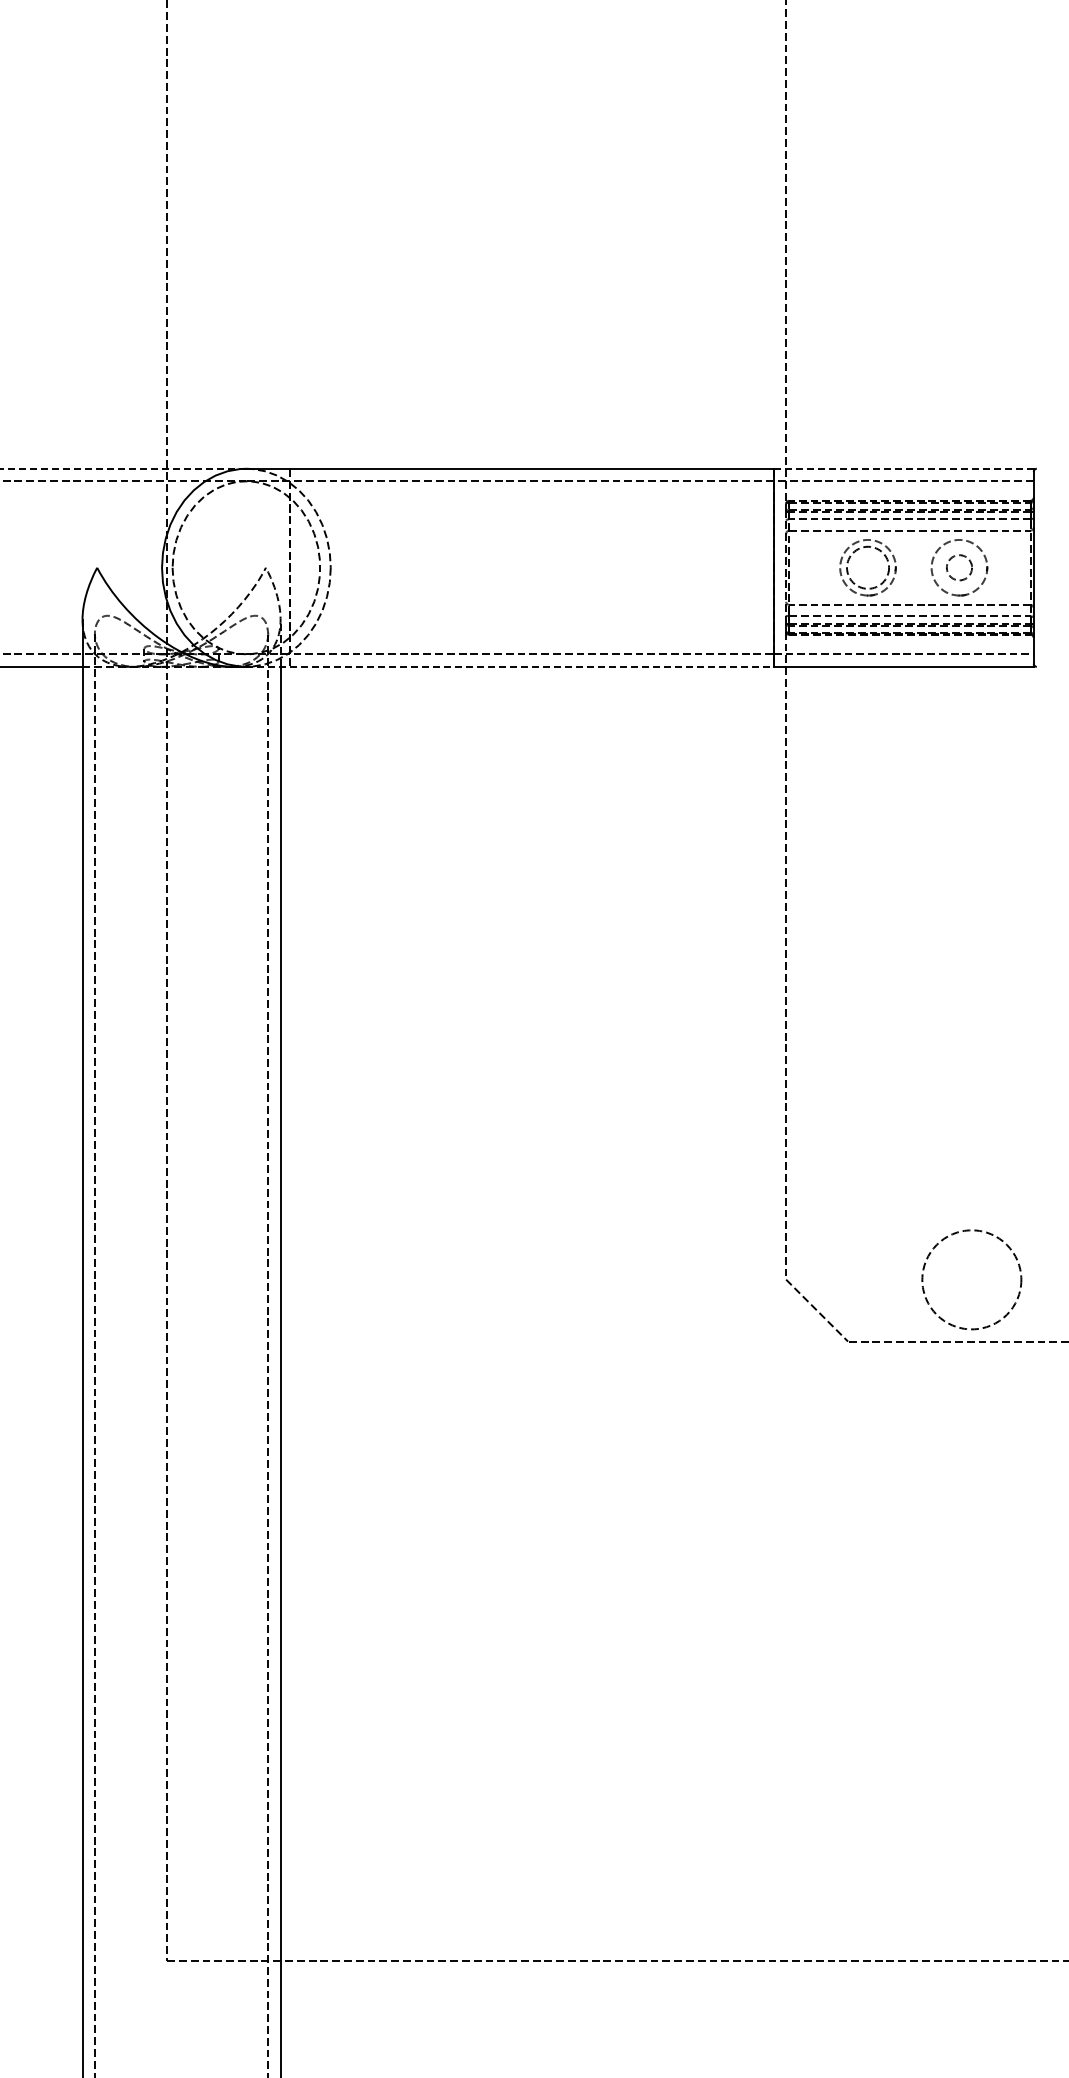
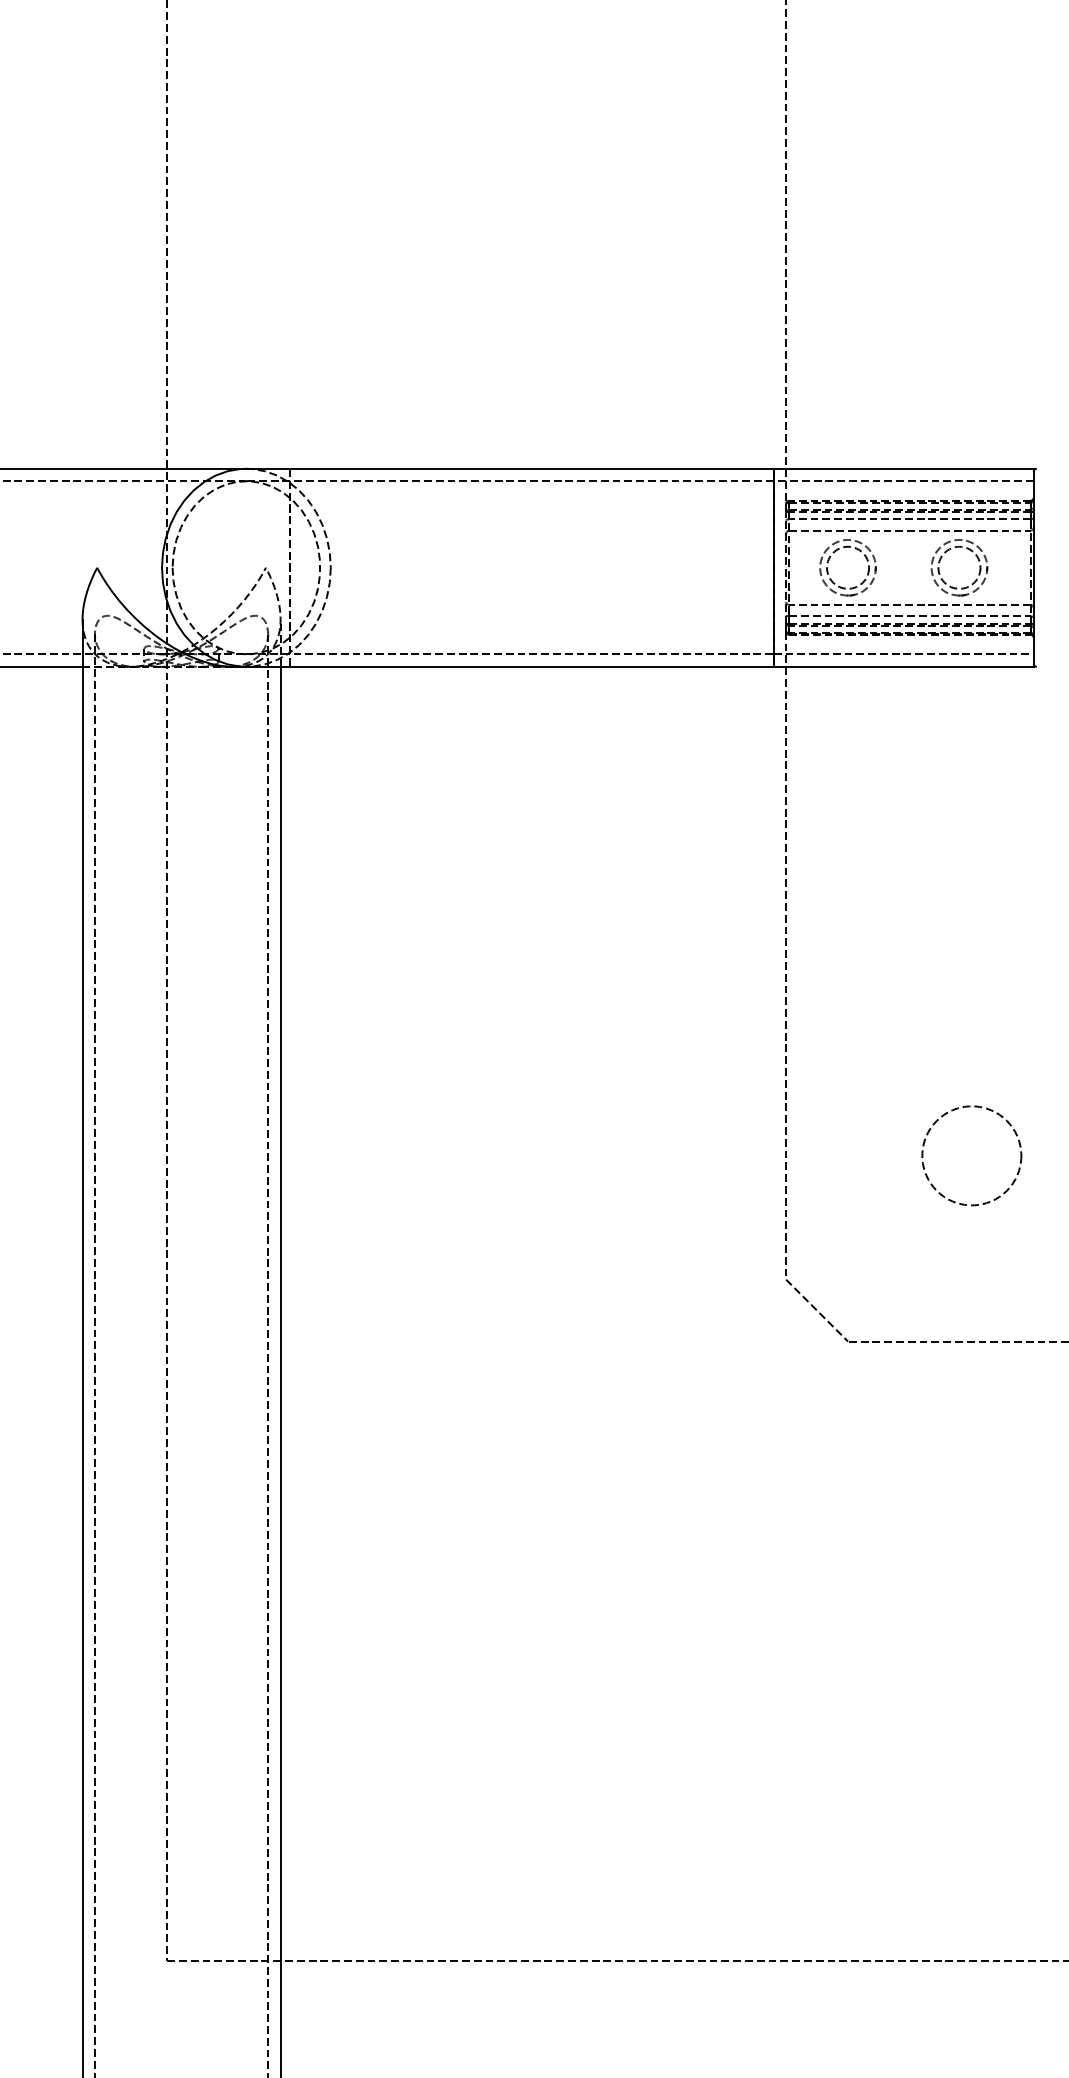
line: dashed -> solid (123, 468)
line: dashed -> solid (903, 468)
part position: (854, 553) -> (834, 553) (834, 553)
circle diameter: 25 px -> 42 px (959, 567)
line: dashed -> solid (510, 666)
circle position: (971, 1279) -> (971, 1155) (971, 1155)
